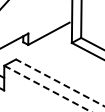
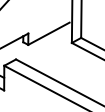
line: dashed -> solid (60, 82)
line: dashed -> solid (47, 88)
